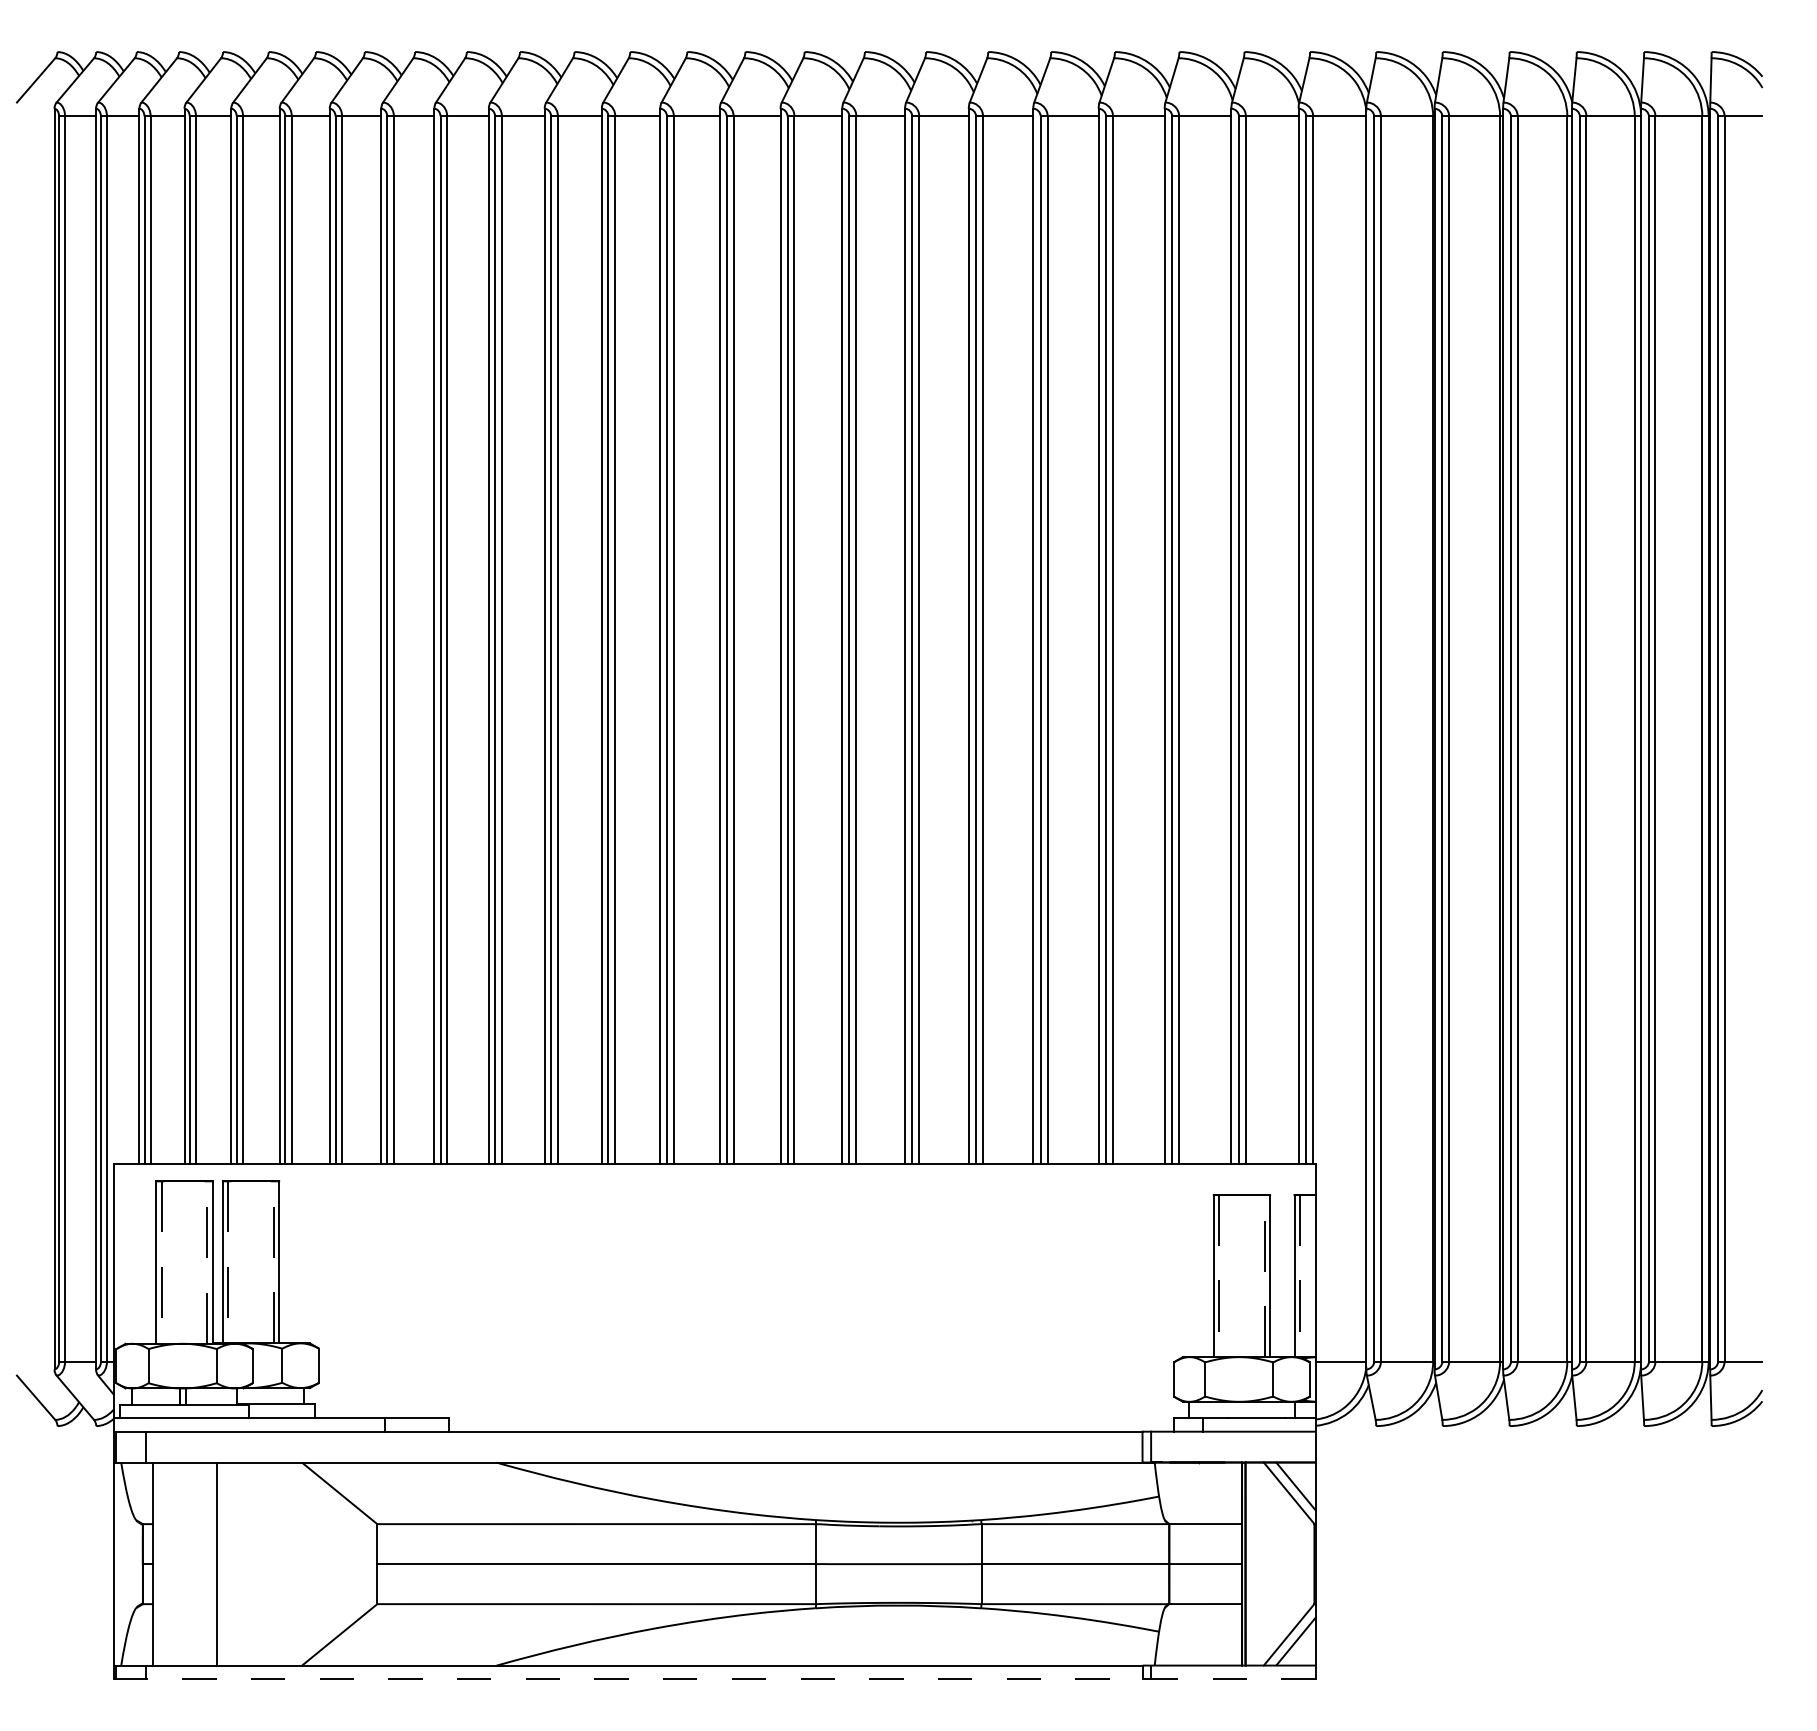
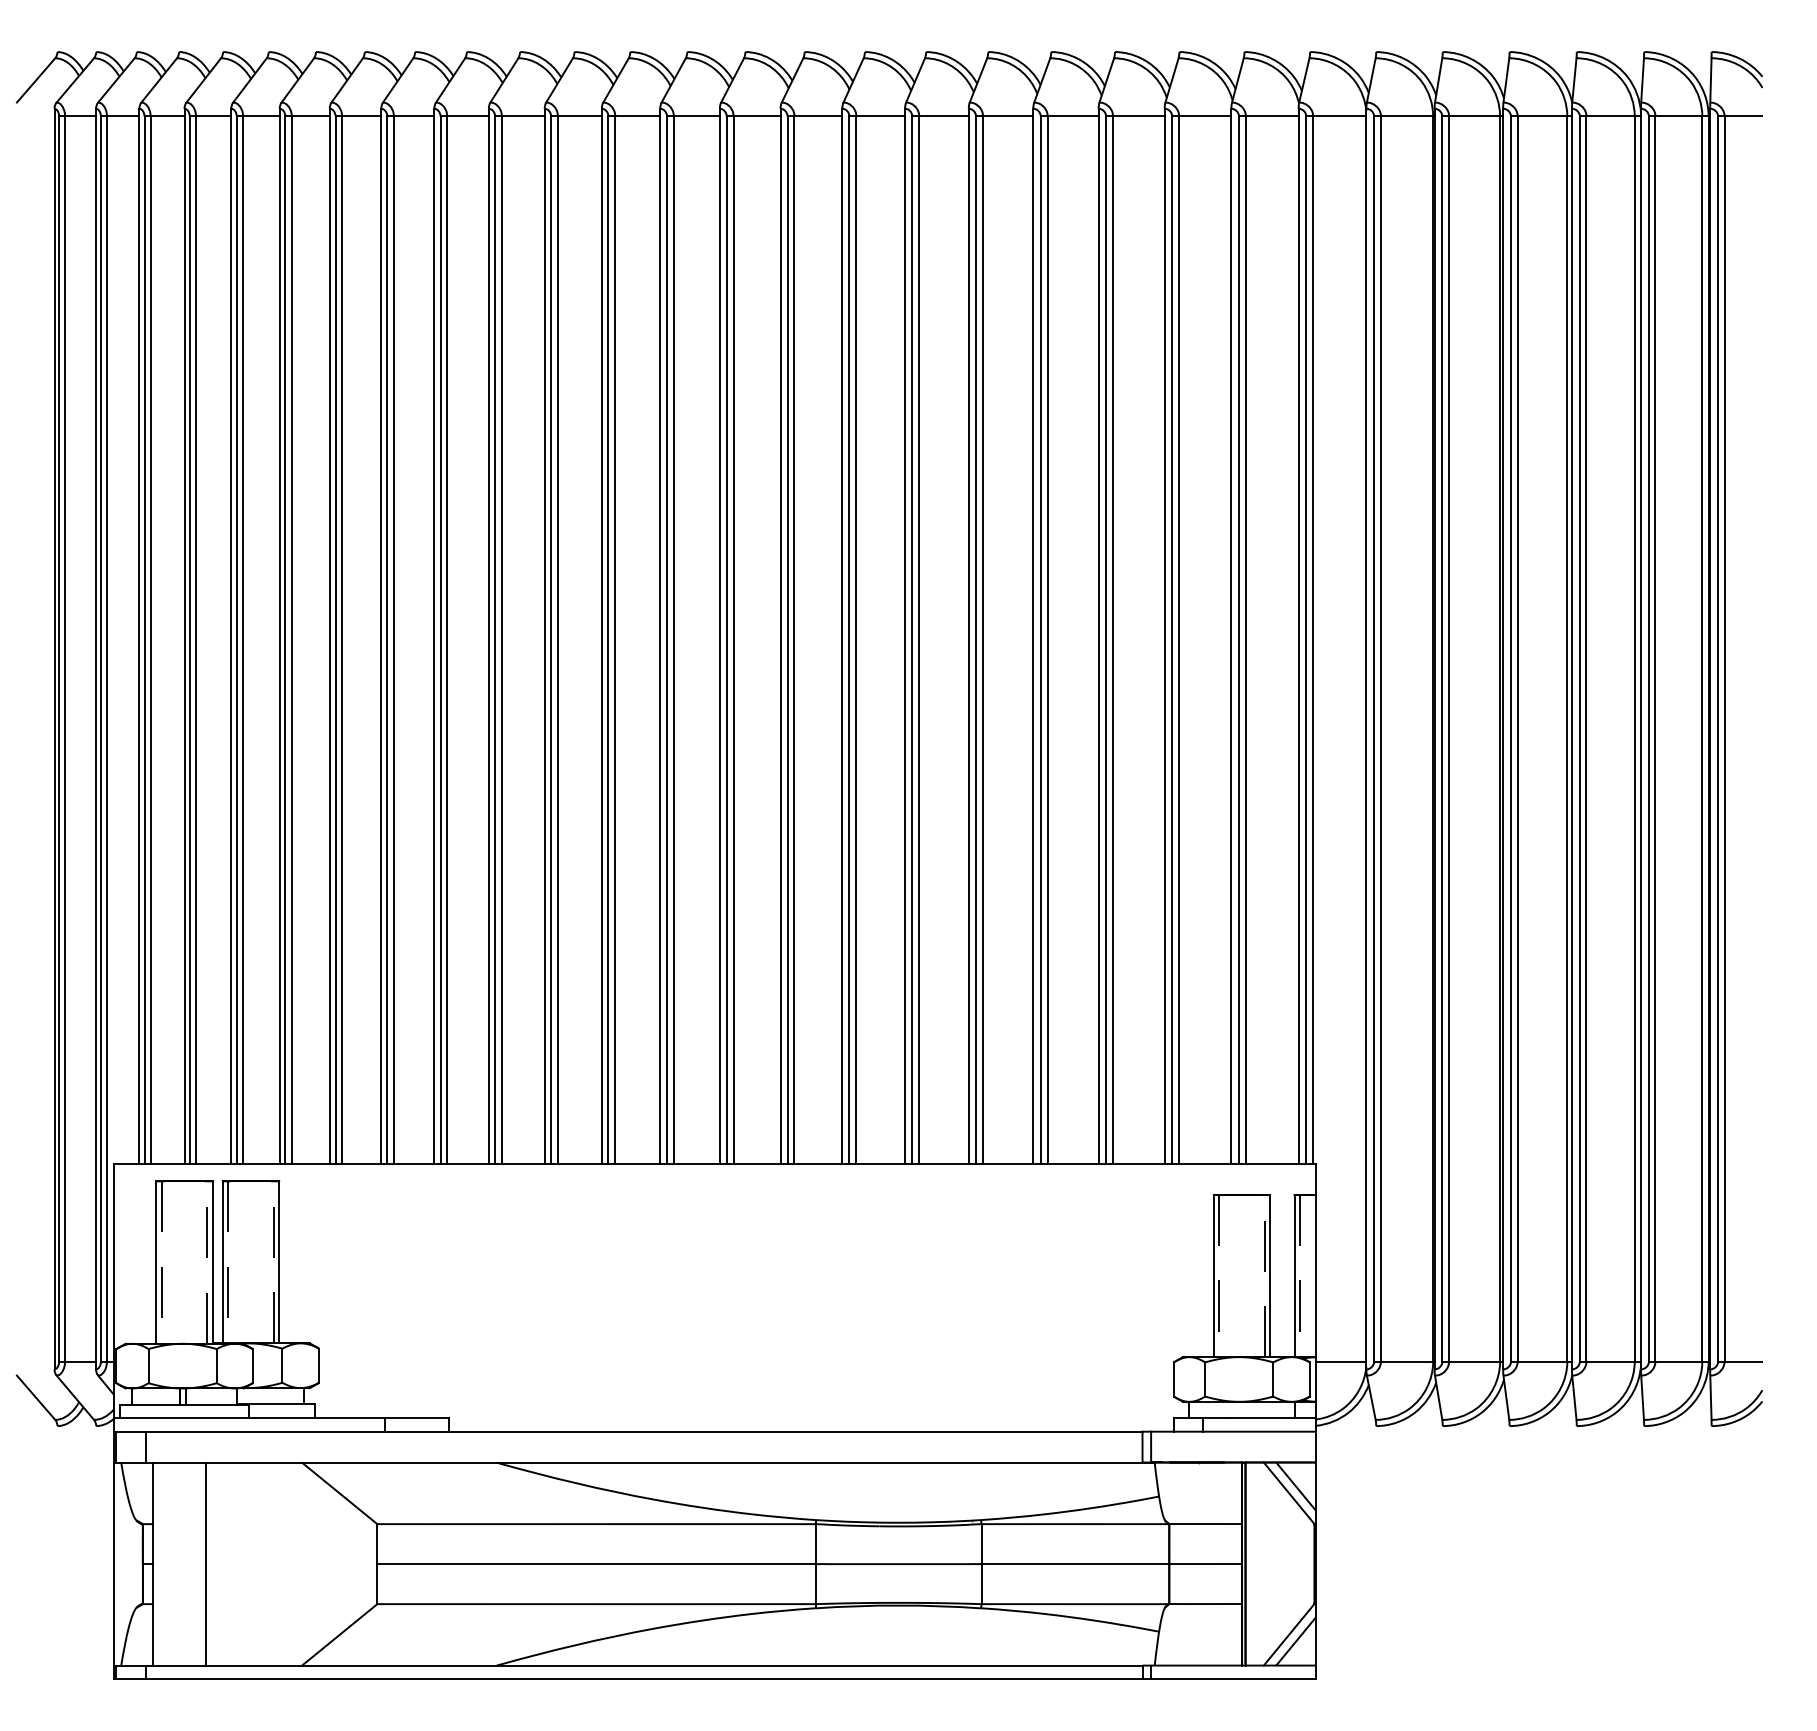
line position: (216, 1563) -> (205, 1563) (205, 1563)
line: dashed -> solid (715, 1678)
